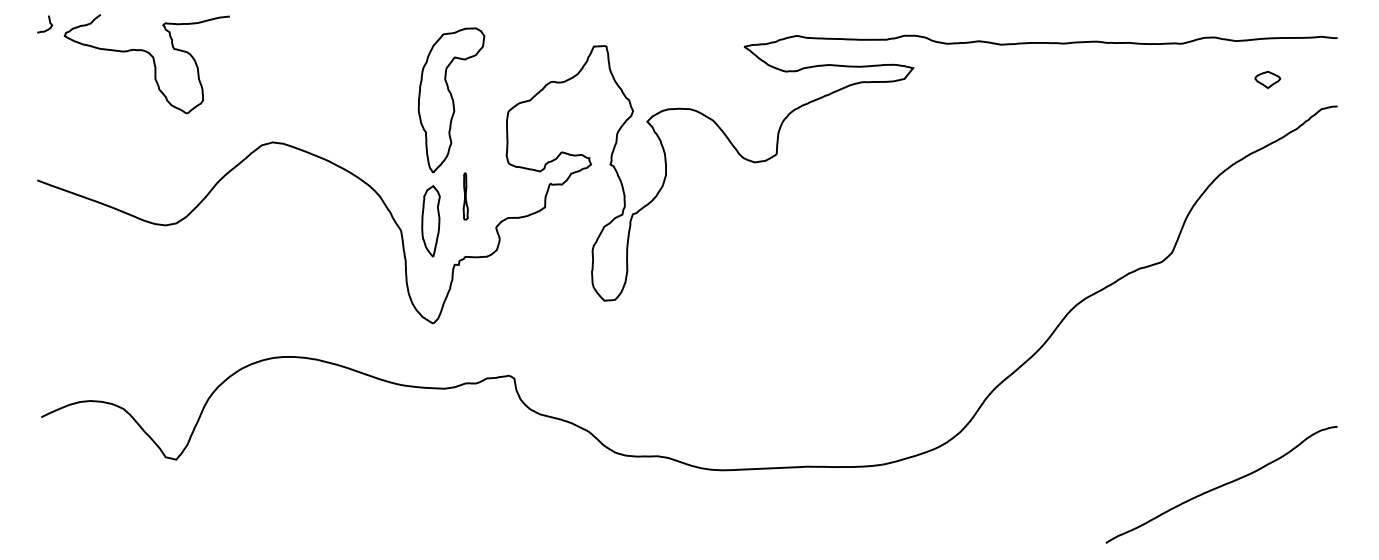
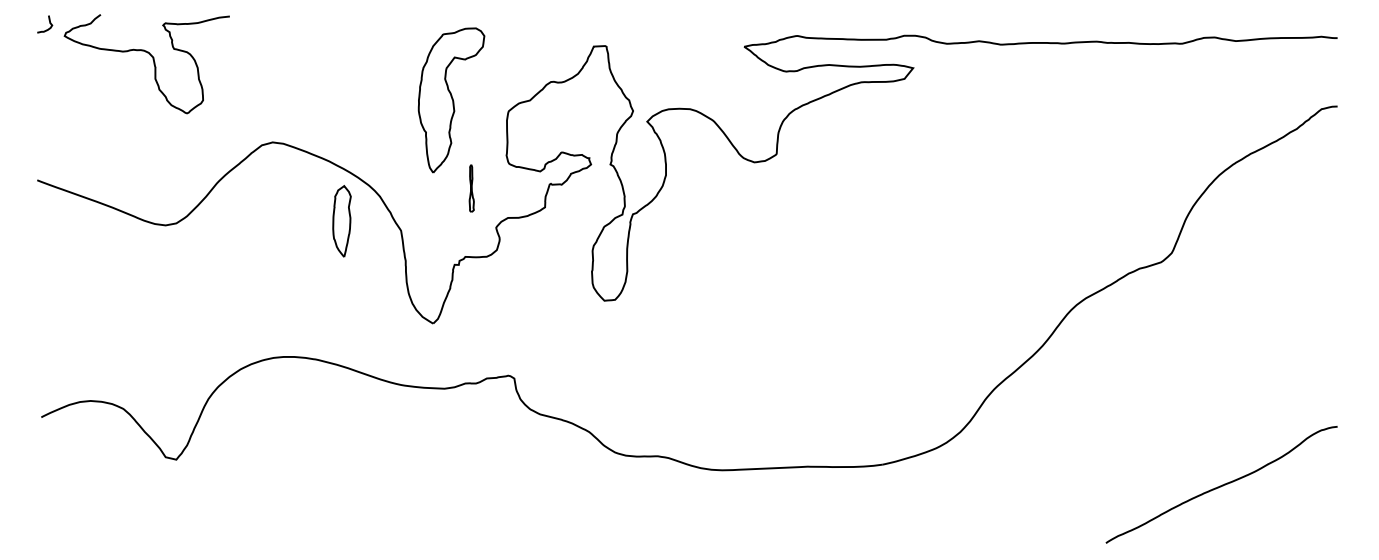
part: present -> none (1267, 79)
part position: (465, 196) -> (471, 188) (471, 188)
part position: (430, 221) -> (341, 221) (341, 221)
